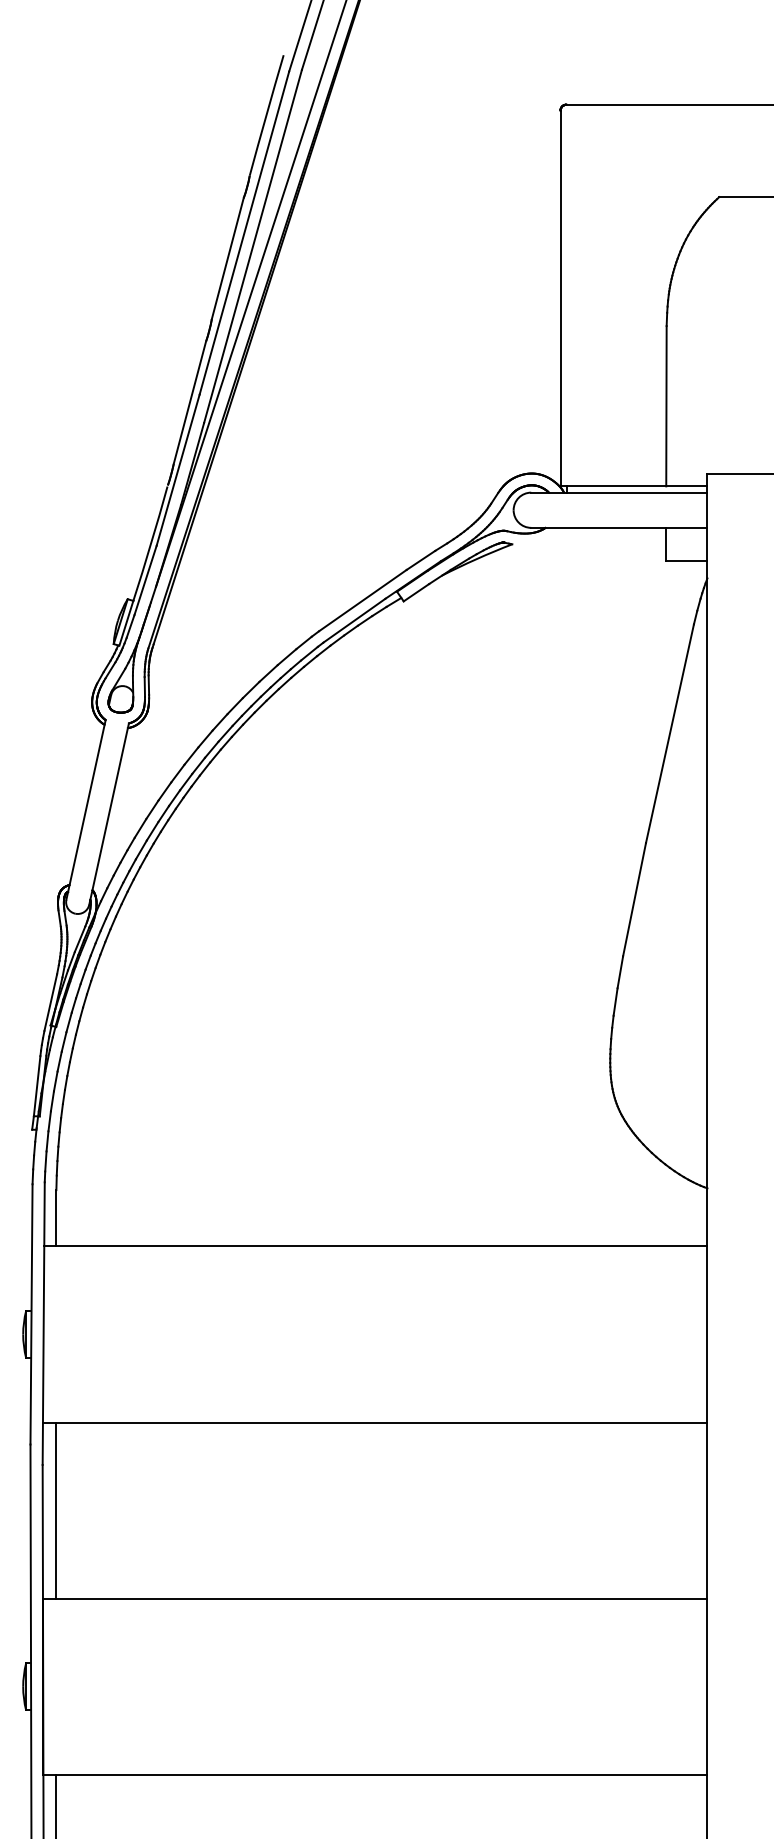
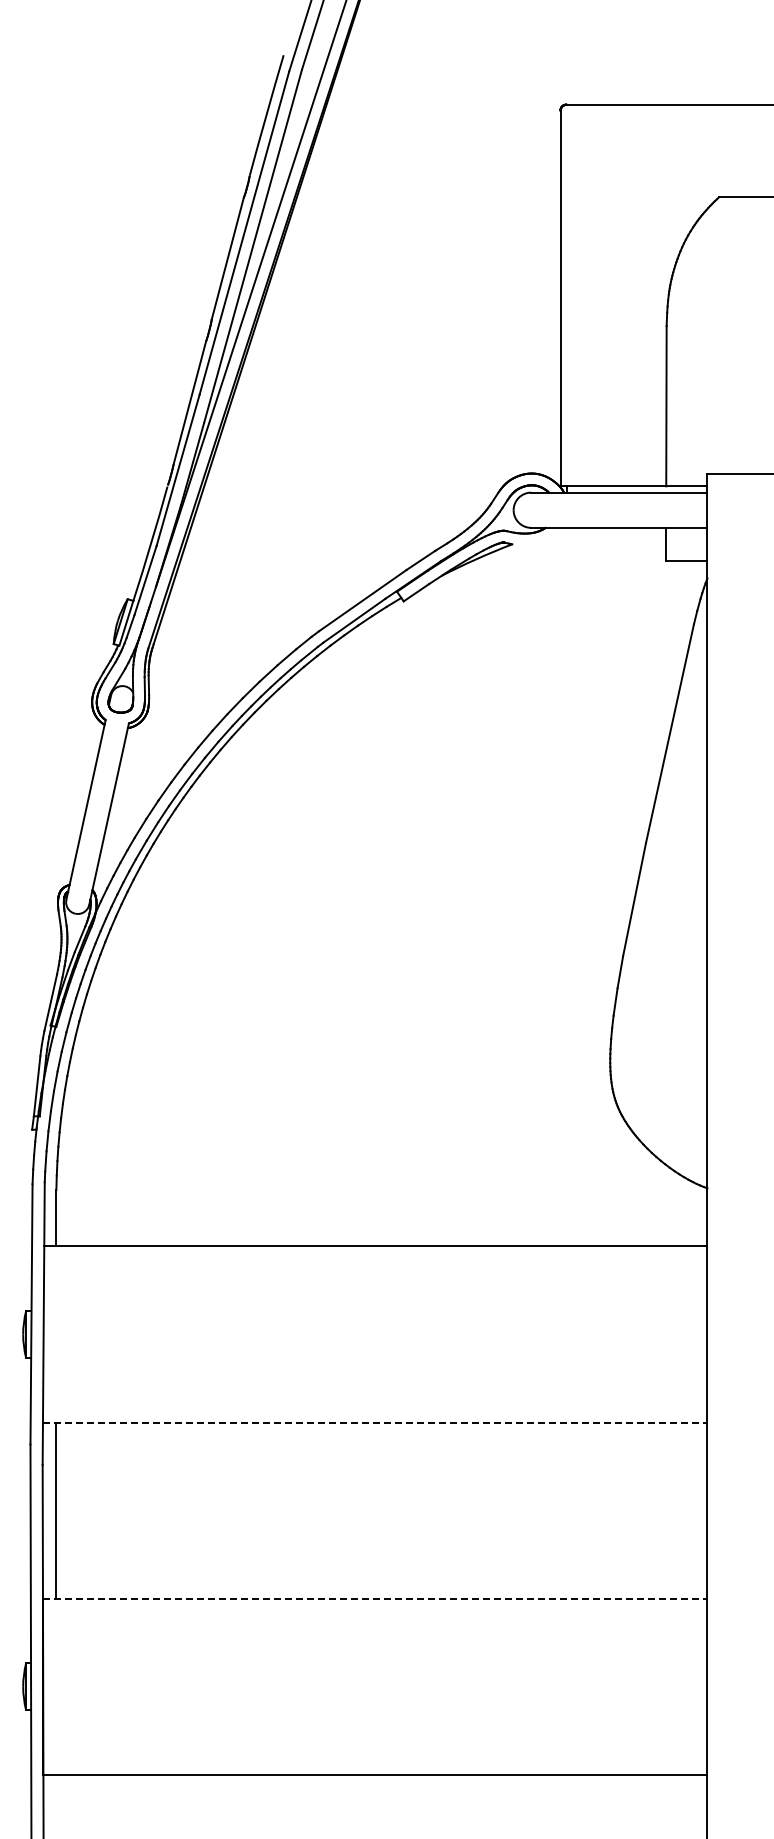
line: solid -> dashed (375, 1422)
line: solid -> dashed (375, 1598)
line: present -> none (56, 1804)
